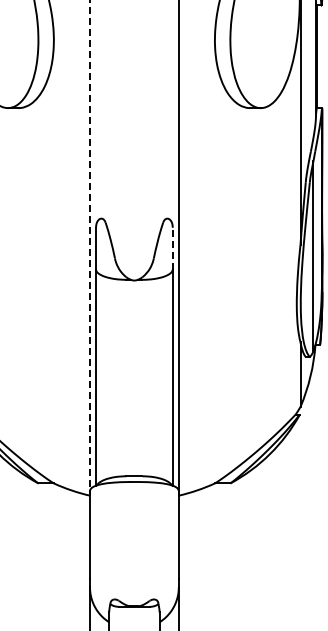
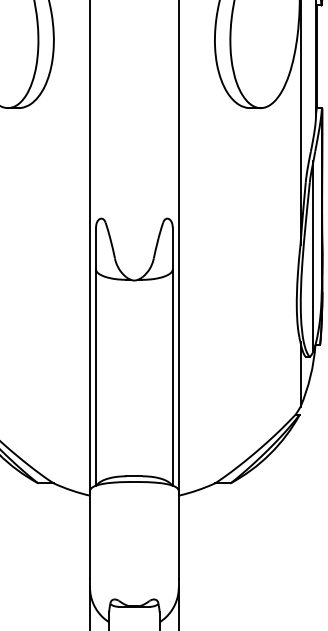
line: dashed -> solid (89, 248)
line: dashed -> solid (172, 248)
